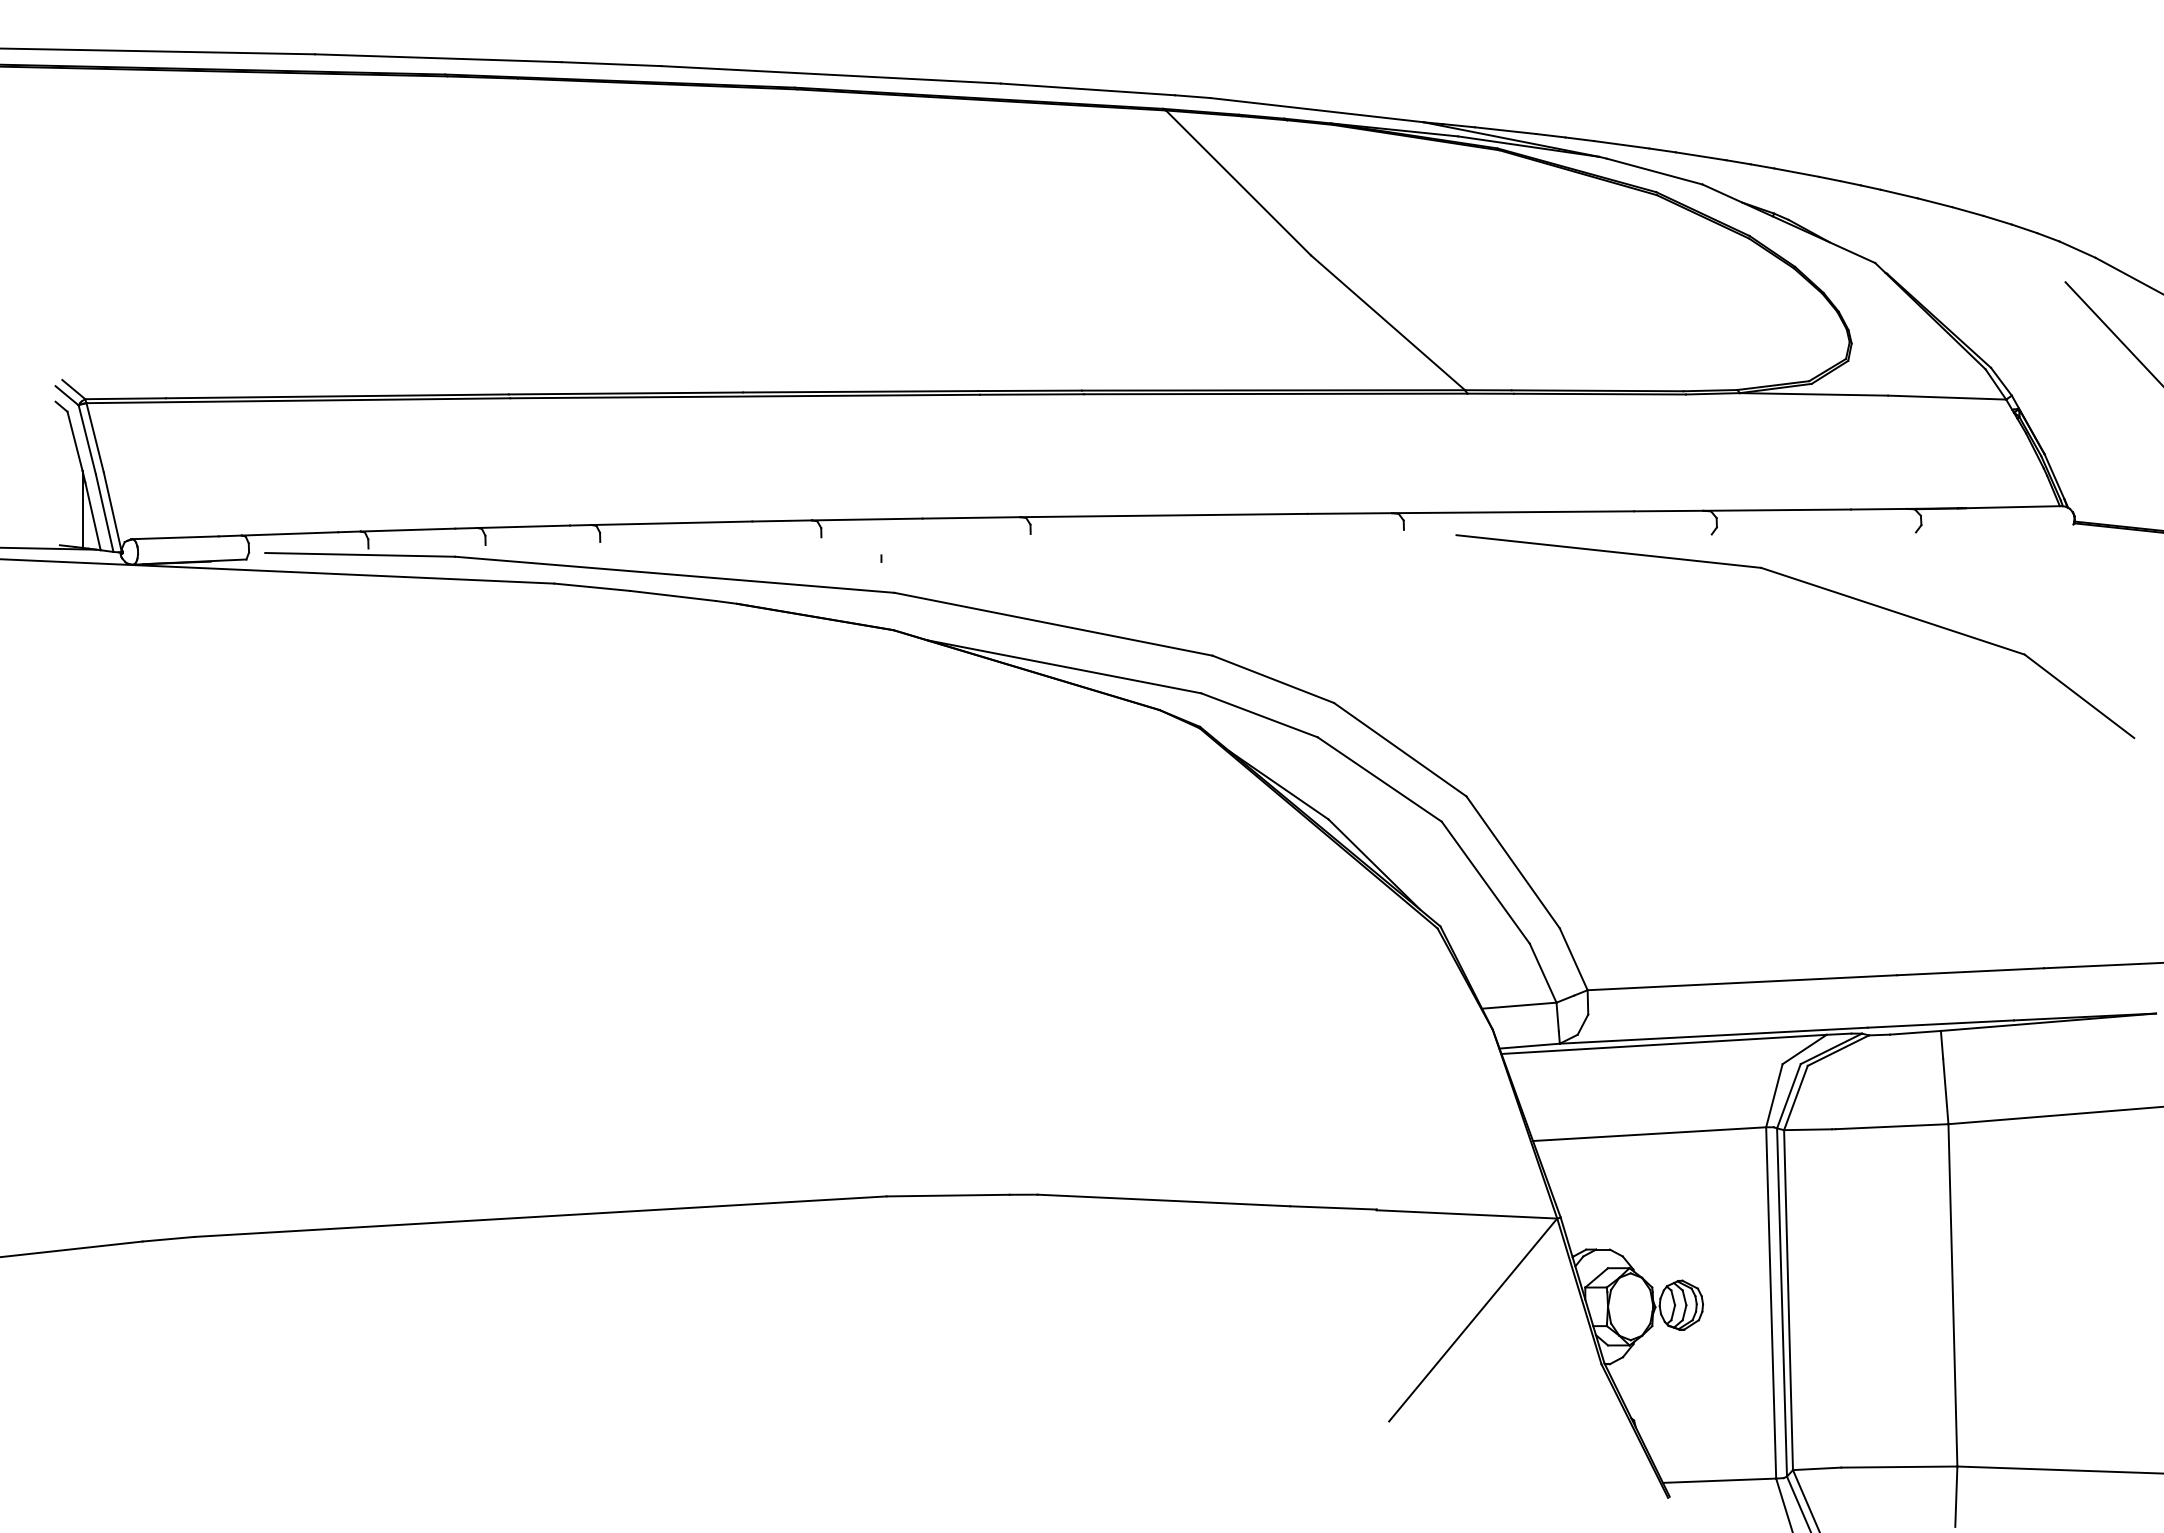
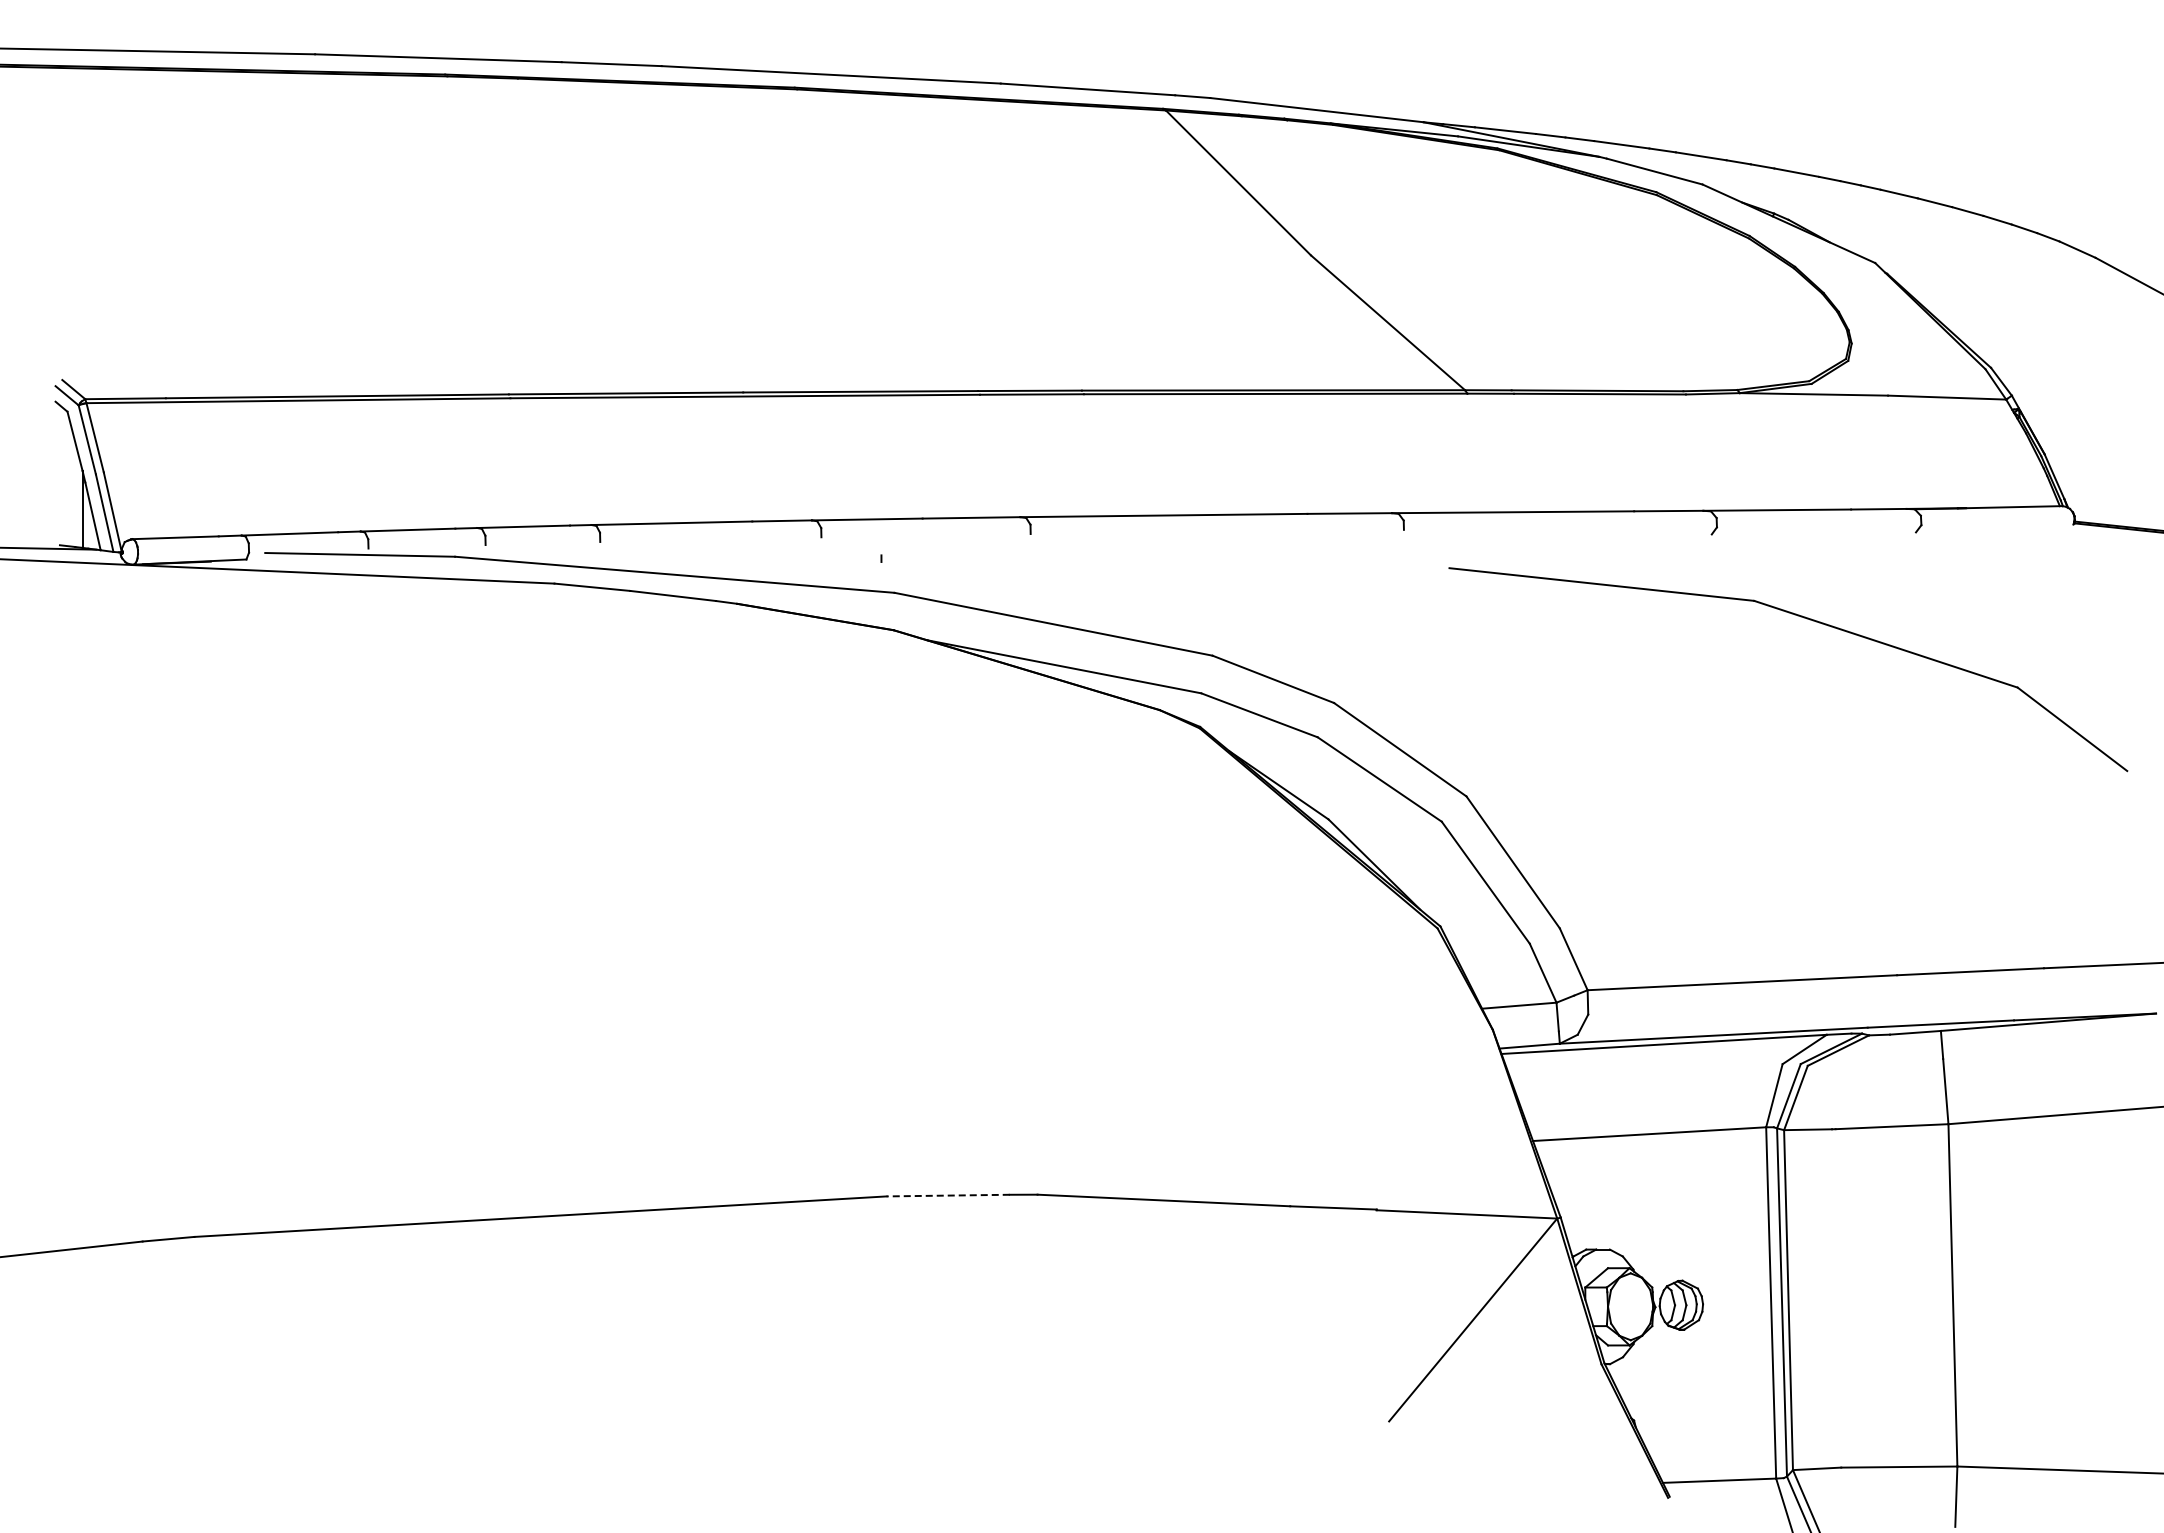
line: present -> none (2112, 332)
part position: (1807, 584) -> (1800, 617) (1800, 617)
line: solid -> dashed (948, 1195)
